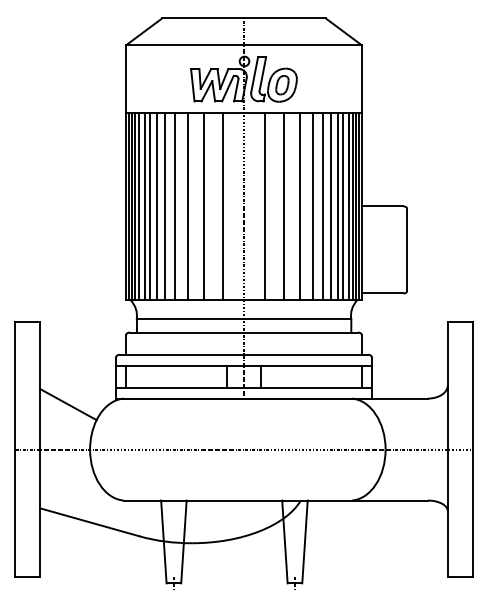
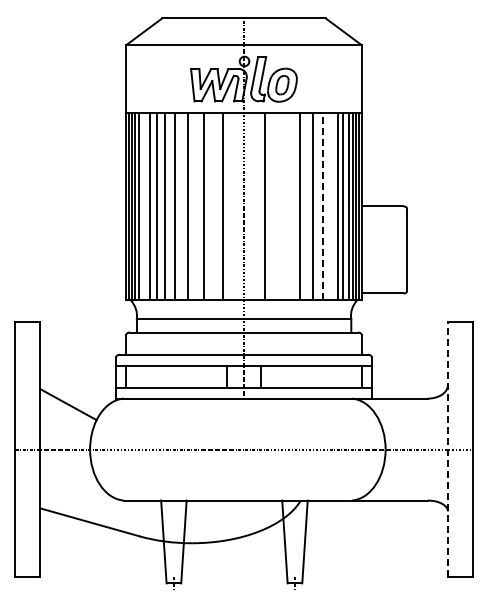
line: present -> none (145, 206)
line: present -> none (283, 206)
line: solid -> dashed (322, 206)
line: present -> none (331, 206)
line: solid -> dashed (447, 449)
